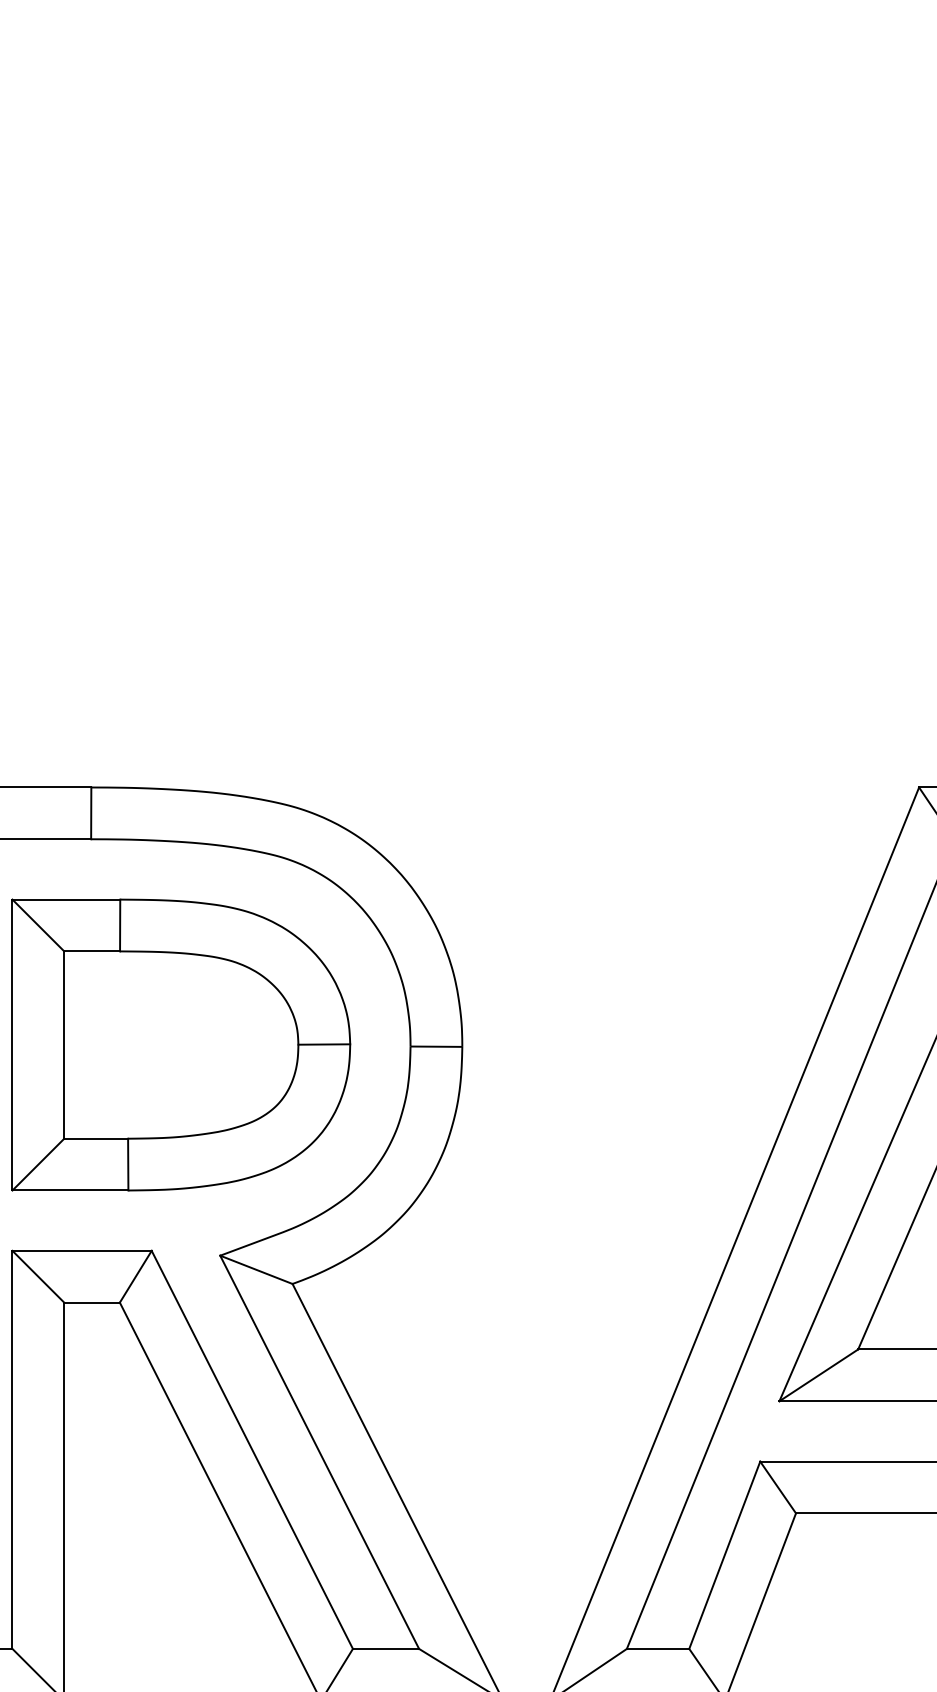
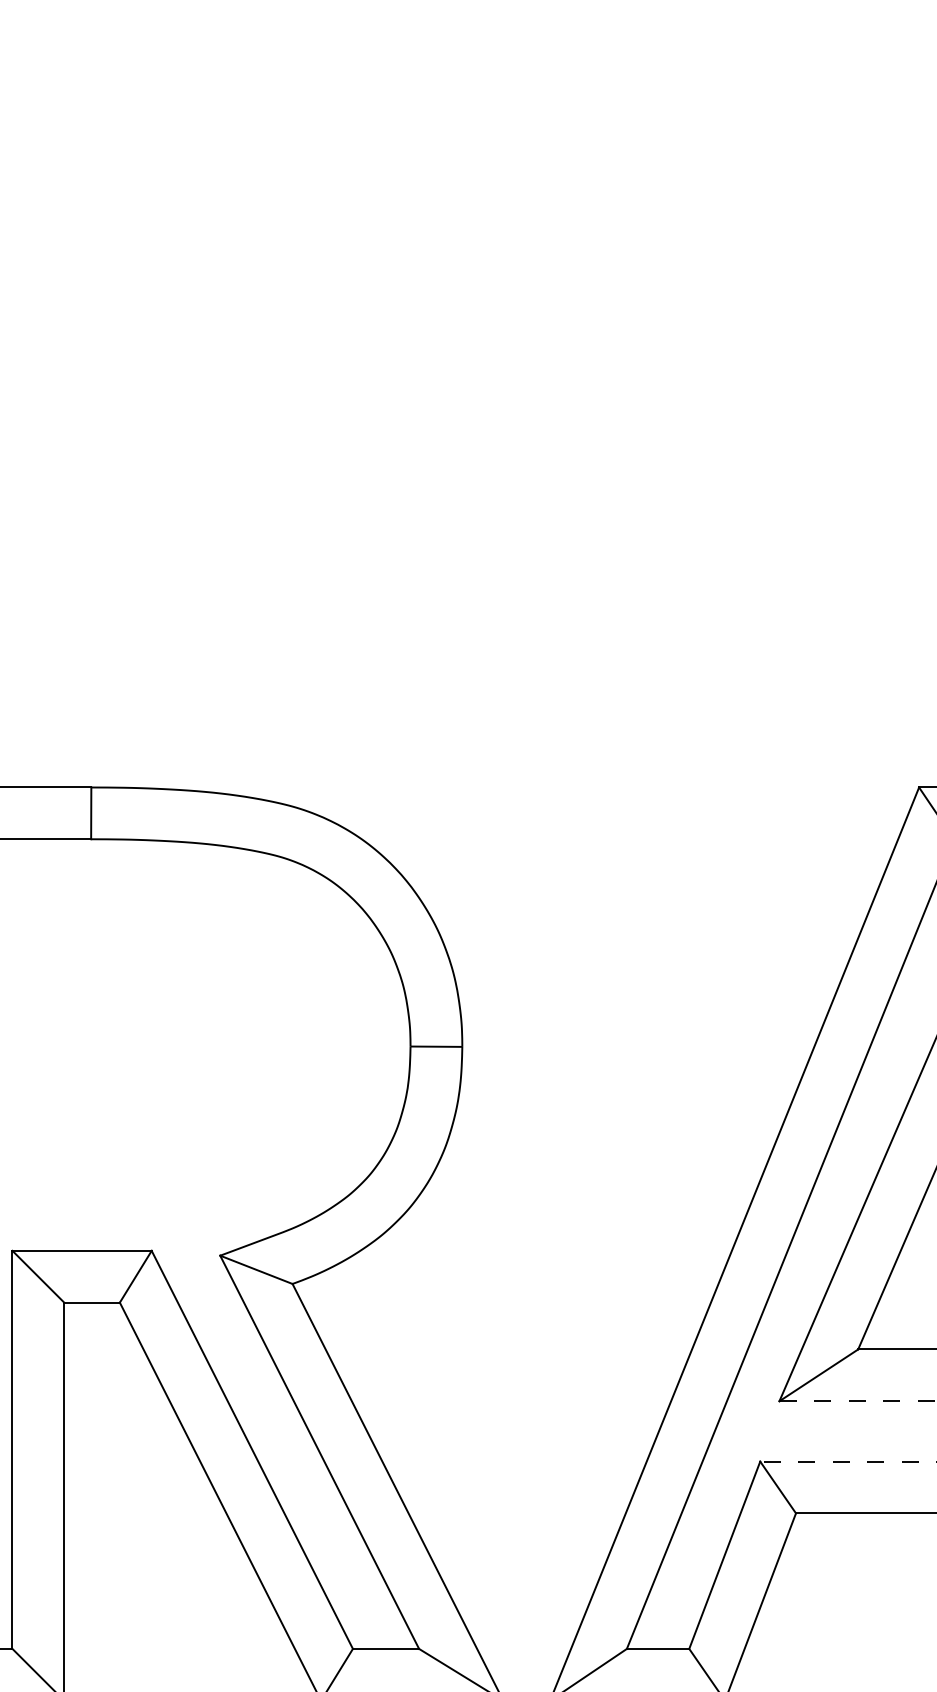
part: present -> none (181, 1044)
line: solid -> dashed (858, 1401)
line: solid -> dashed (848, 1461)
